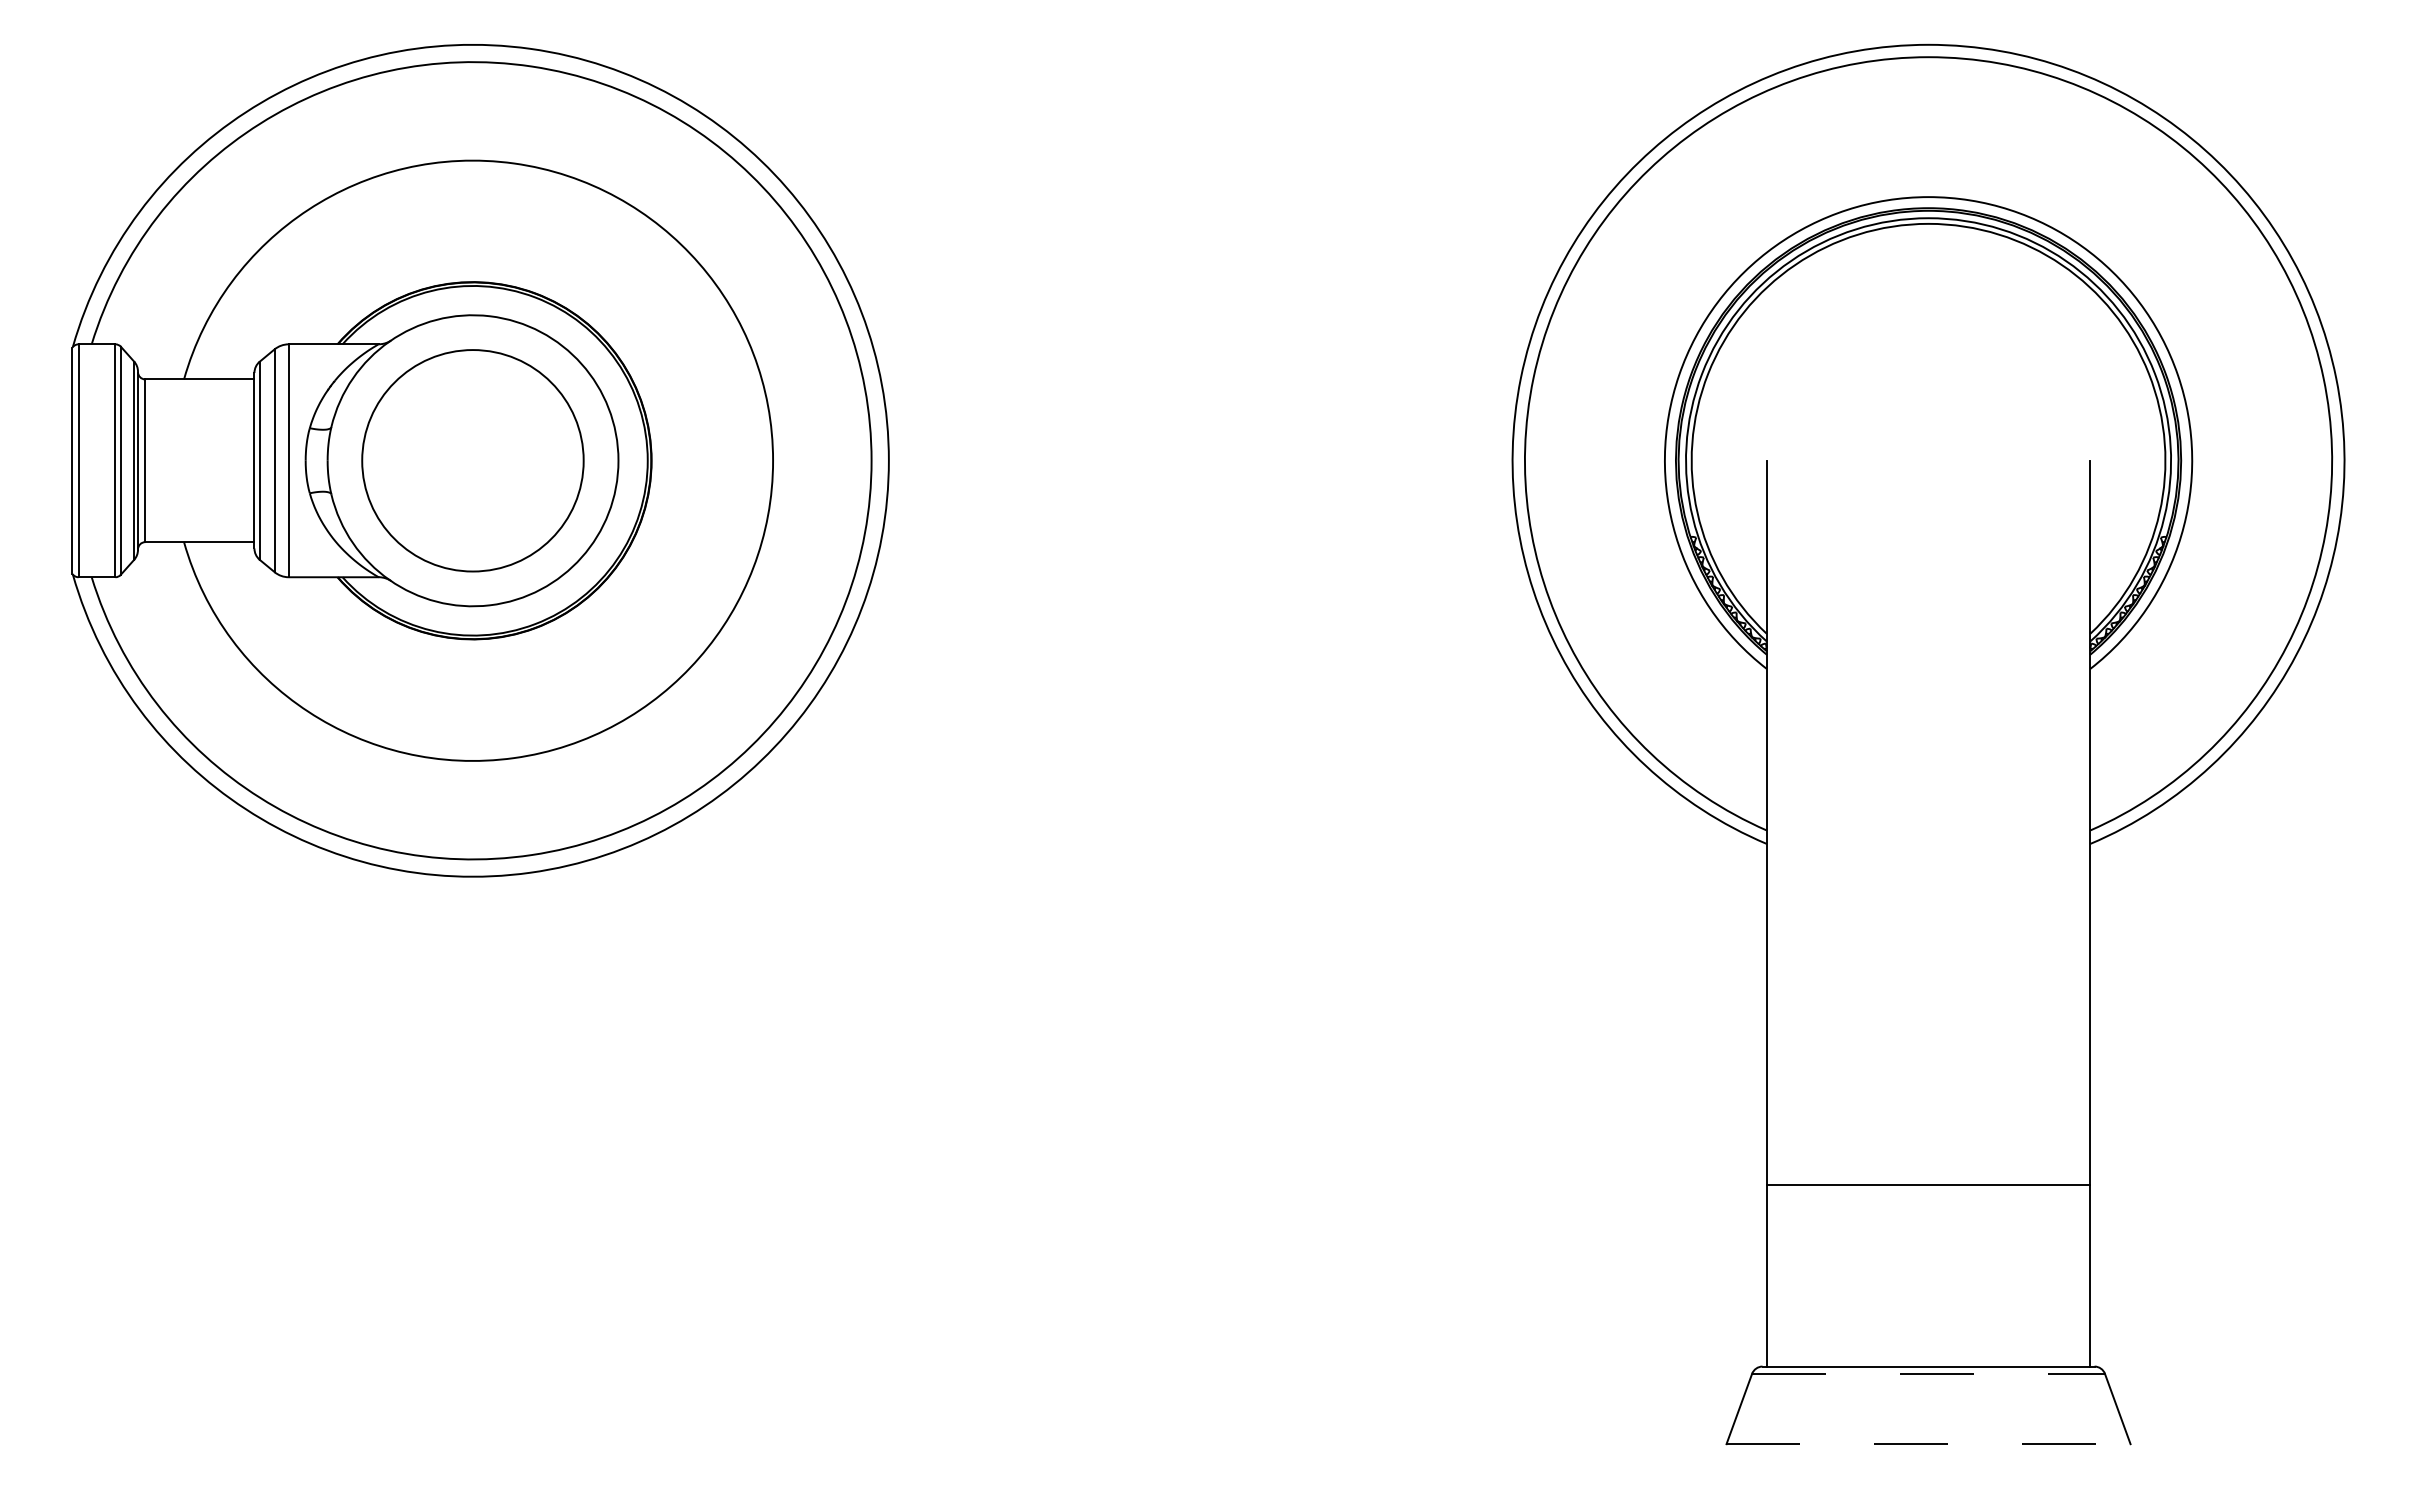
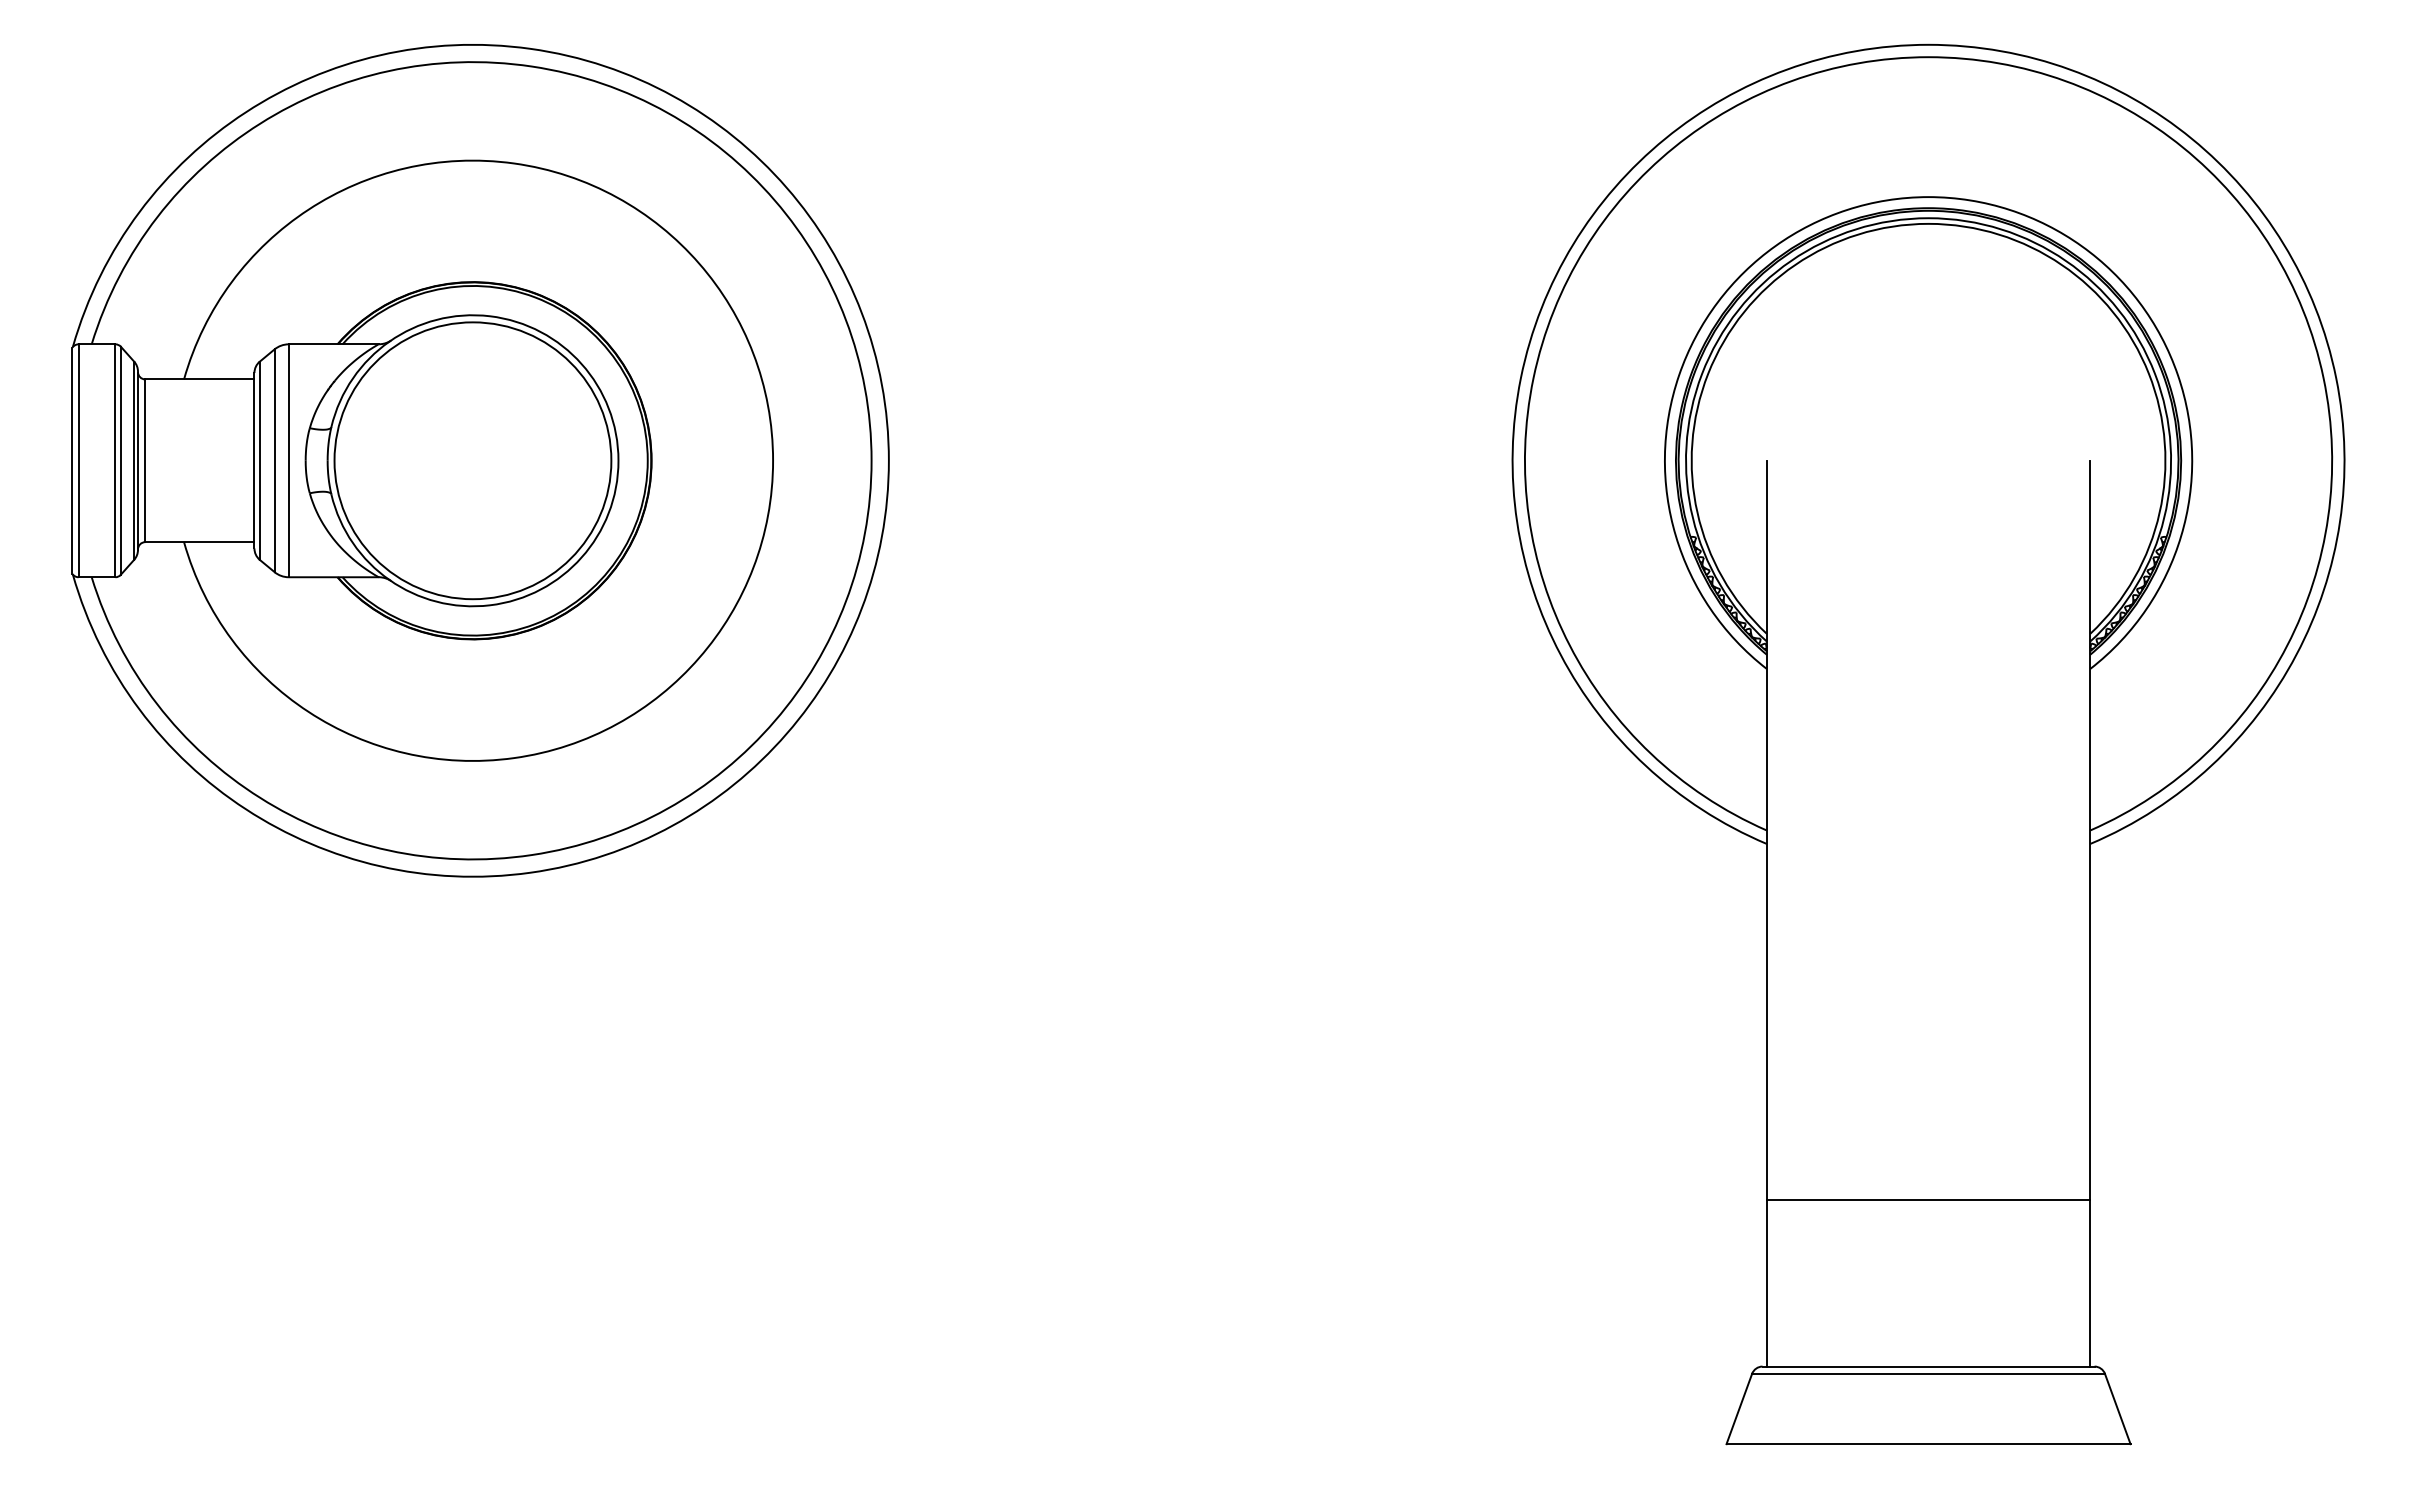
circle diameter: 221 px -> 277 px (472, 460)
line position: (1928, 1185) -> (1928, 1200) (1928, 1200)
line: dashed -> solid (1929, 1373)
line: dashed -> solid (1929, 1444)
